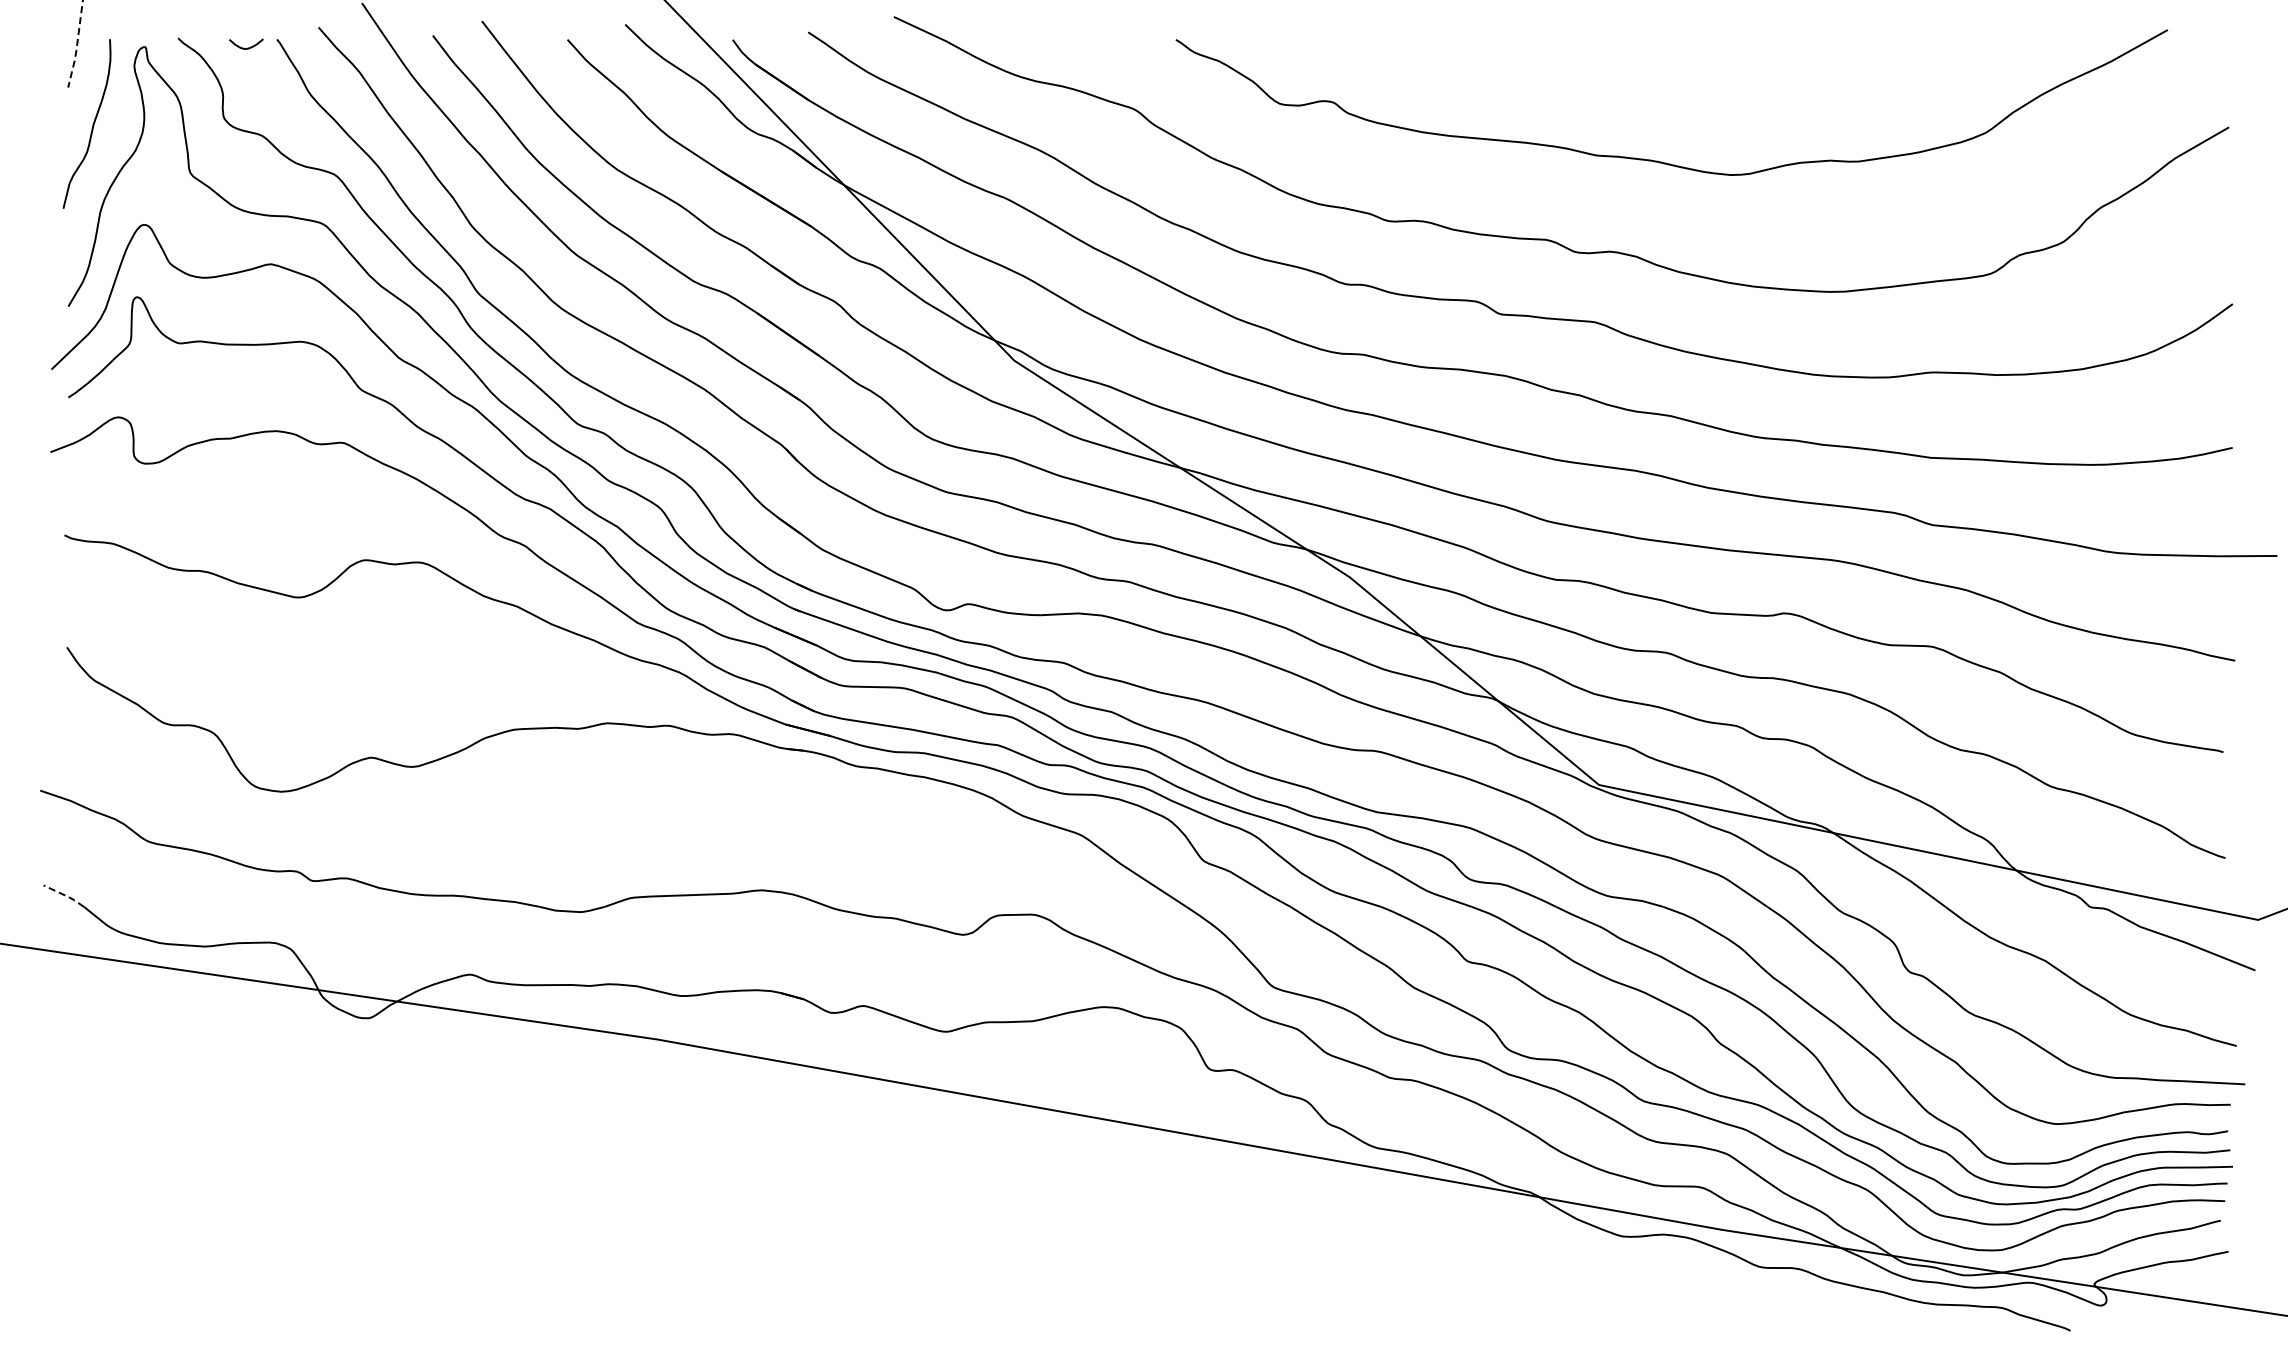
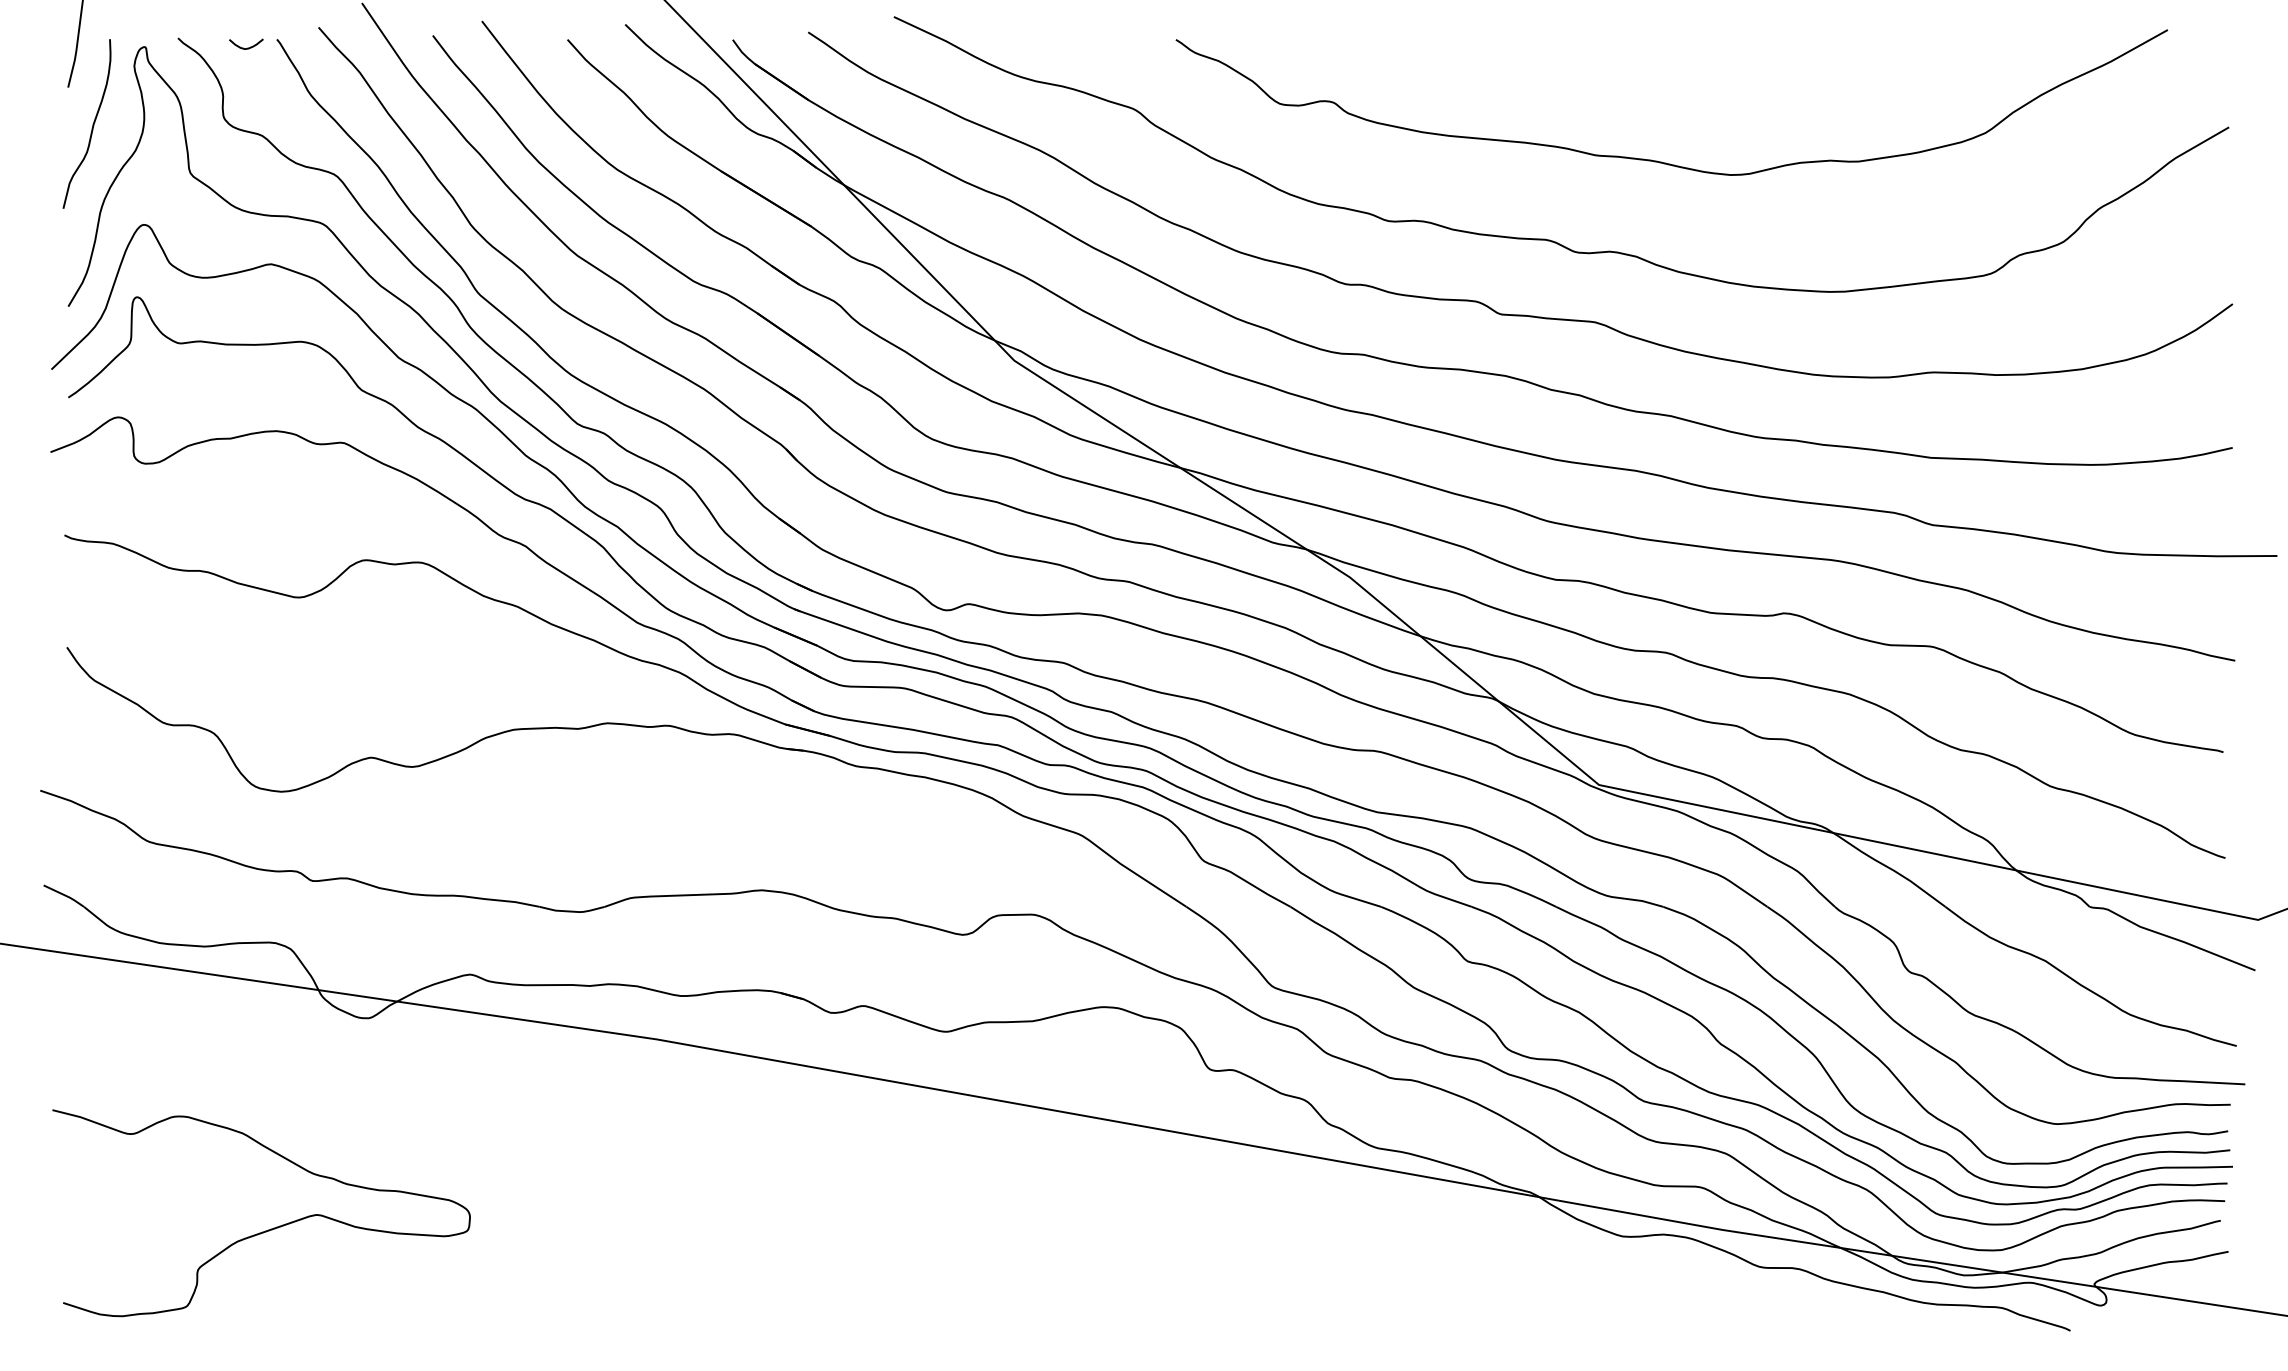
line: dashed -> solid (77, 45)
line: dashed -> solid (65, 895)
curve: none -> present (268, 1229)
